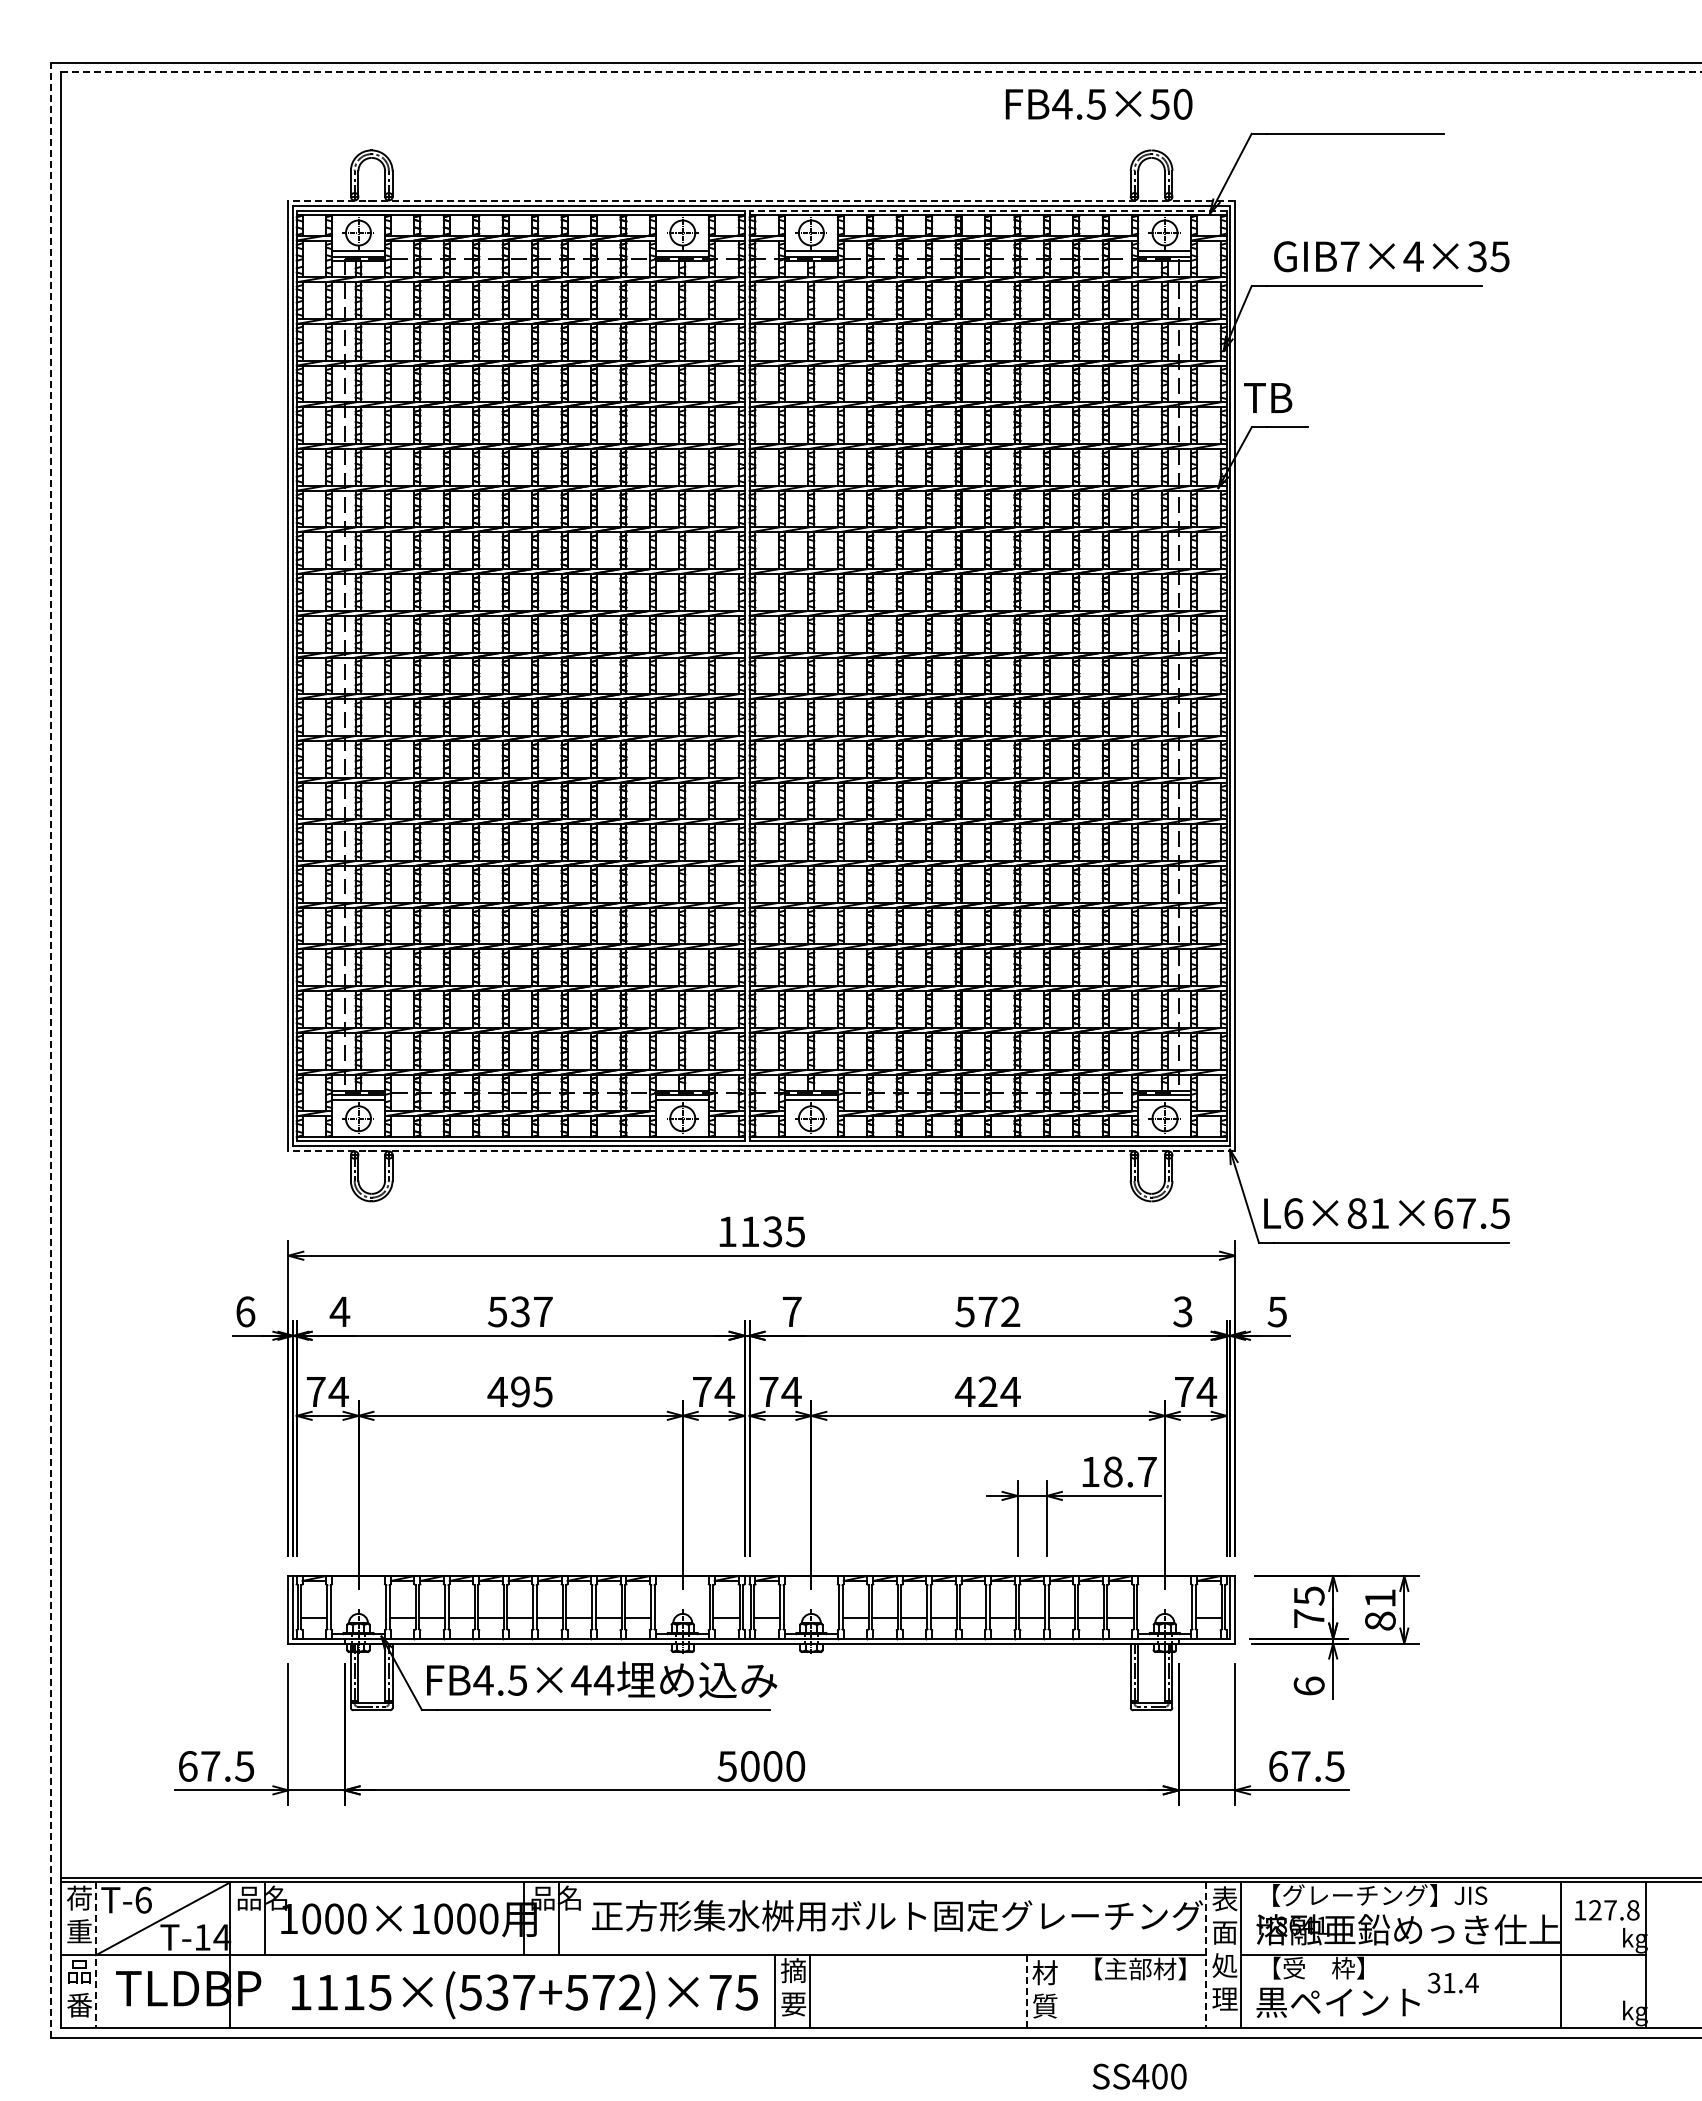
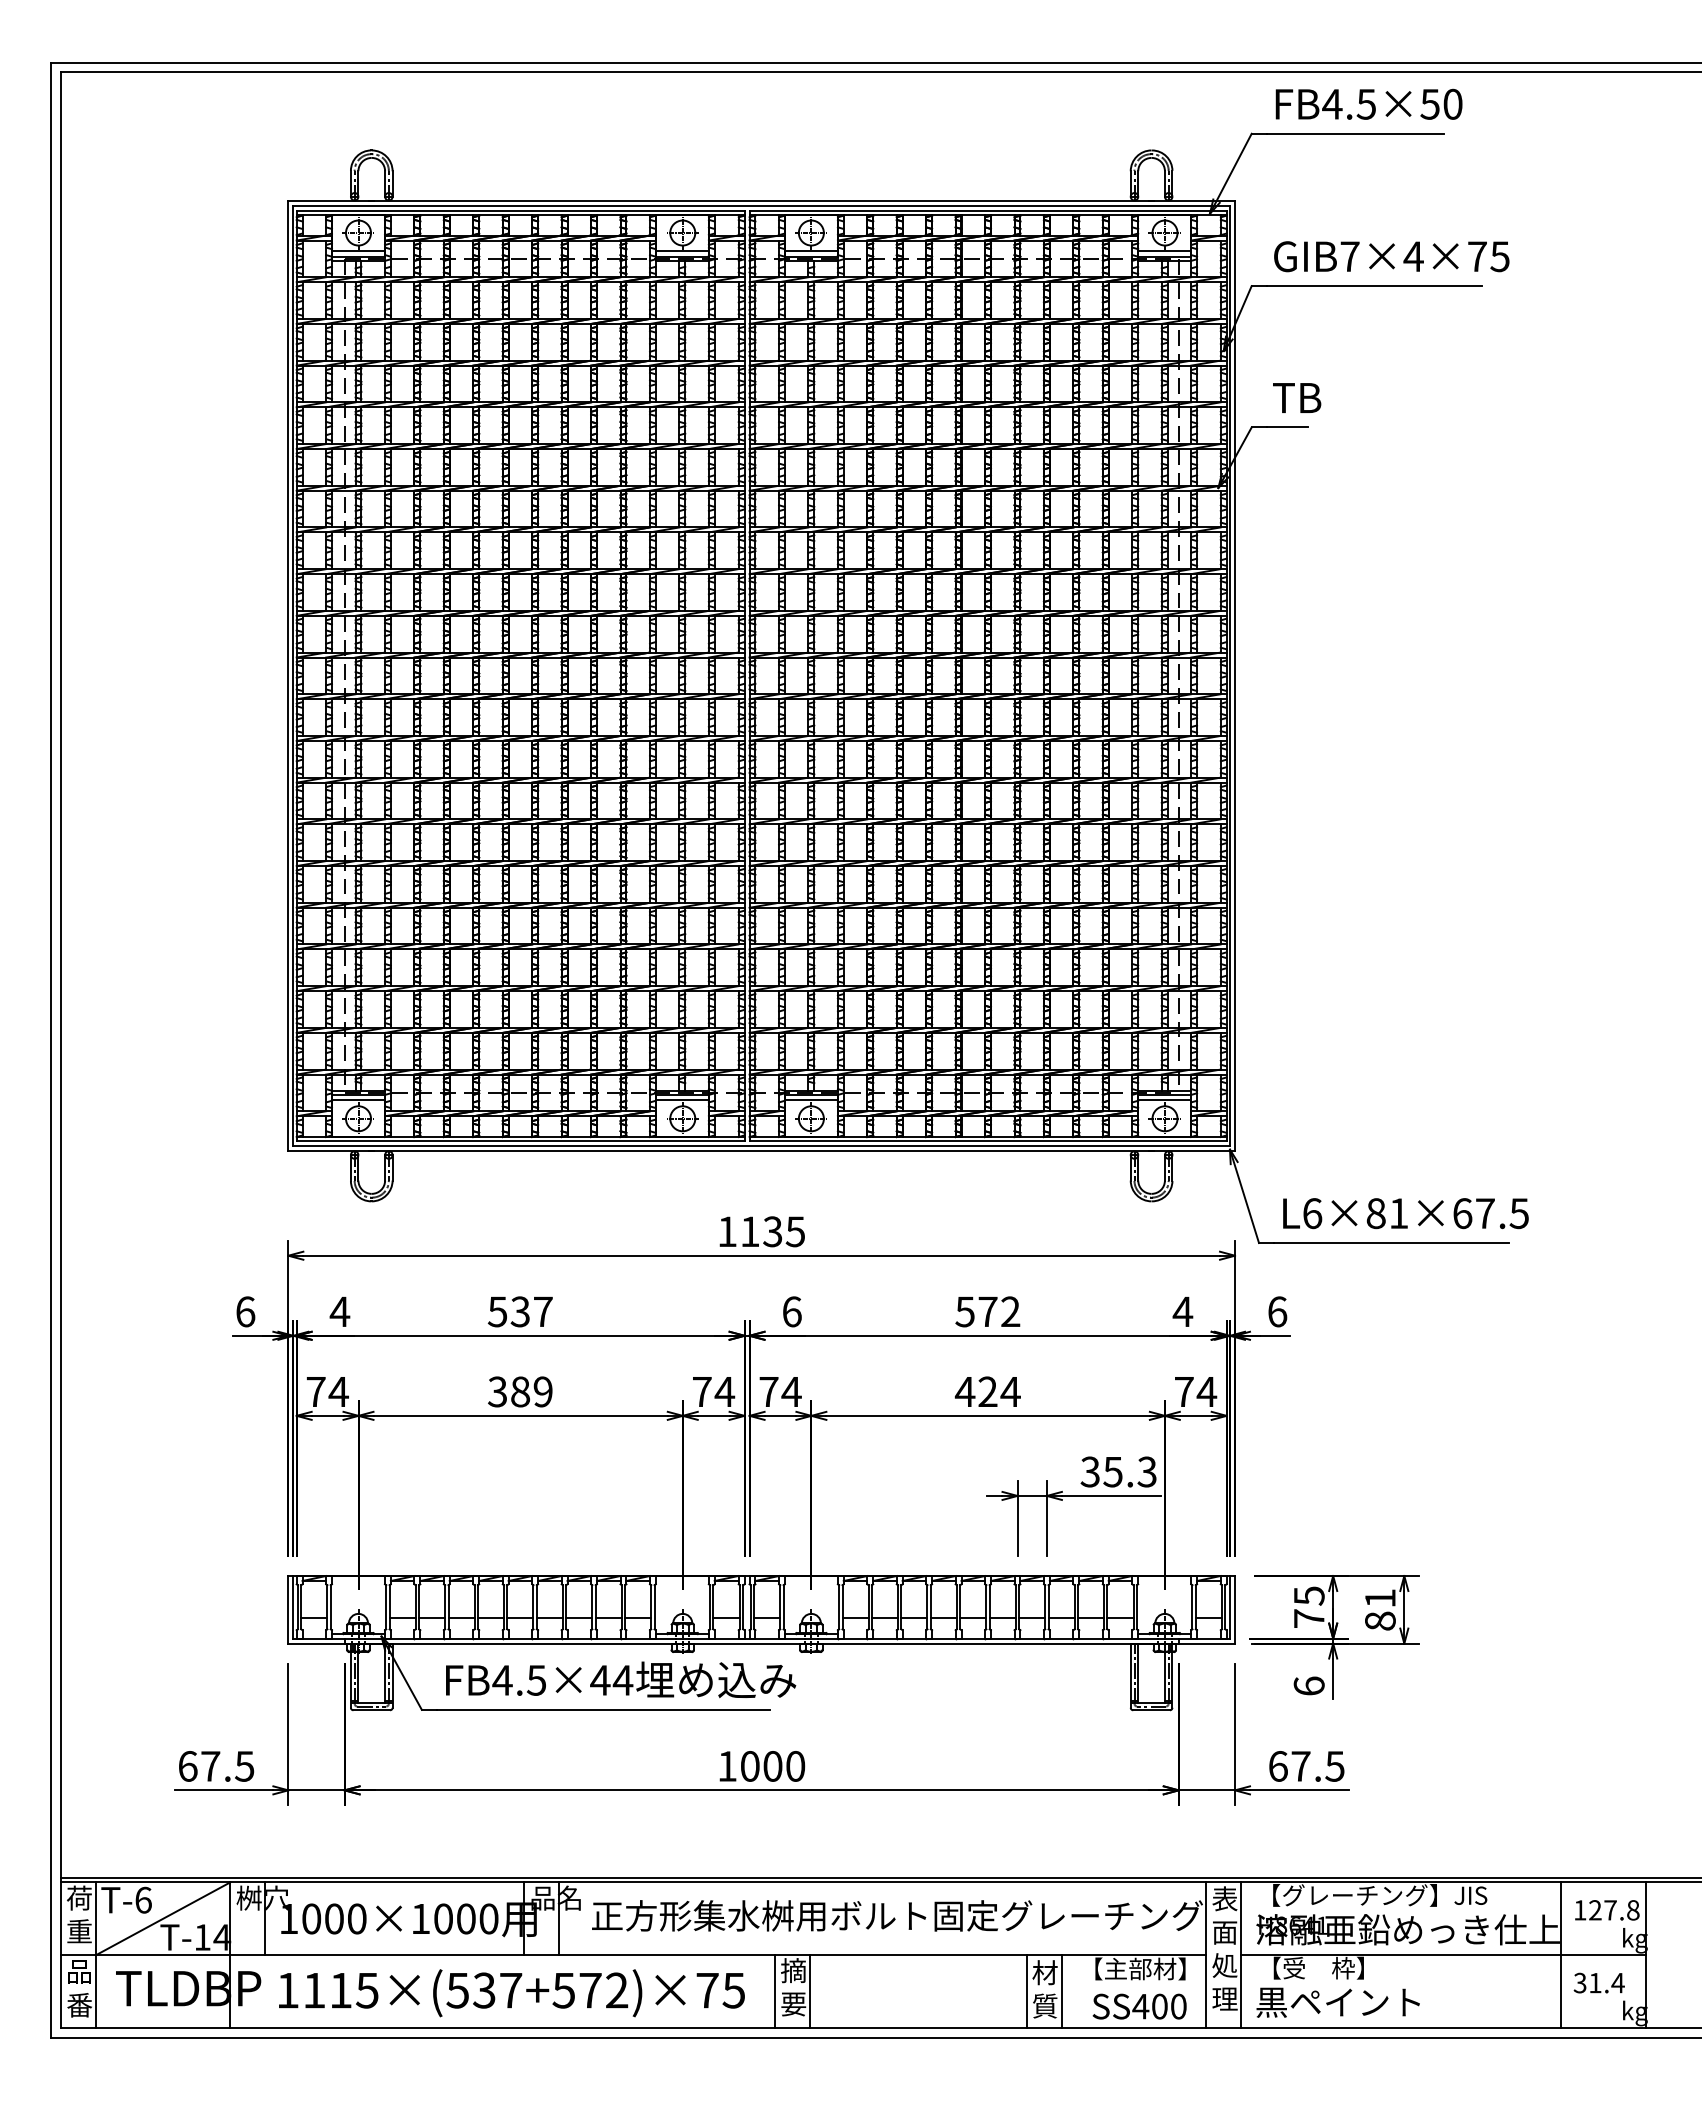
line: dashed -> solid (881, 72)
text position: (1098, 103) -> (1368, 103) (1368, 103)
line: dashed -> solid (761, 200)
line: dashed -> solid (988, 210)
text: GIB7×4×35 -> GIB7×4×75 (1476, 256)
text position: (1268, 397) -> (1297, 397) (1297, 397)
line: dashed -> solid (50, 1050)
line: dashed -> solid (761, 1151)
text position: (1386, 1213) -> (1405, 1213) (1405, 1213)
text: 7 -> 6 (791, 1311)
text: 3 -> 4 (1182, 1311)
text: 5 -> 6 (1277, 1311)
text: 495 -> 389 (519, 1391)
text: 18.7 -> 35.3 (1118, 1471)
text position: (602, 1679) -> (621, 1679) (621, 1679)
text: 5000 -> 1000 (726, 1766)
text: 品名 -> 桝穴 (261, 1897)
line: dashed -> solid (96, 1955)
line: dashed -> solid (1205, 1955)
text position: (1452, 1982) -> (1598, 1982) (1598, 1982)
line: none -> present (1061, 1991)
line: dashed -> solid (1026, 1992)
text position: (524, 1995) -> (511, 1993) (511, 1993)
text position: (1139, 2076) -> (1139, 2006) (1139, 2006)
